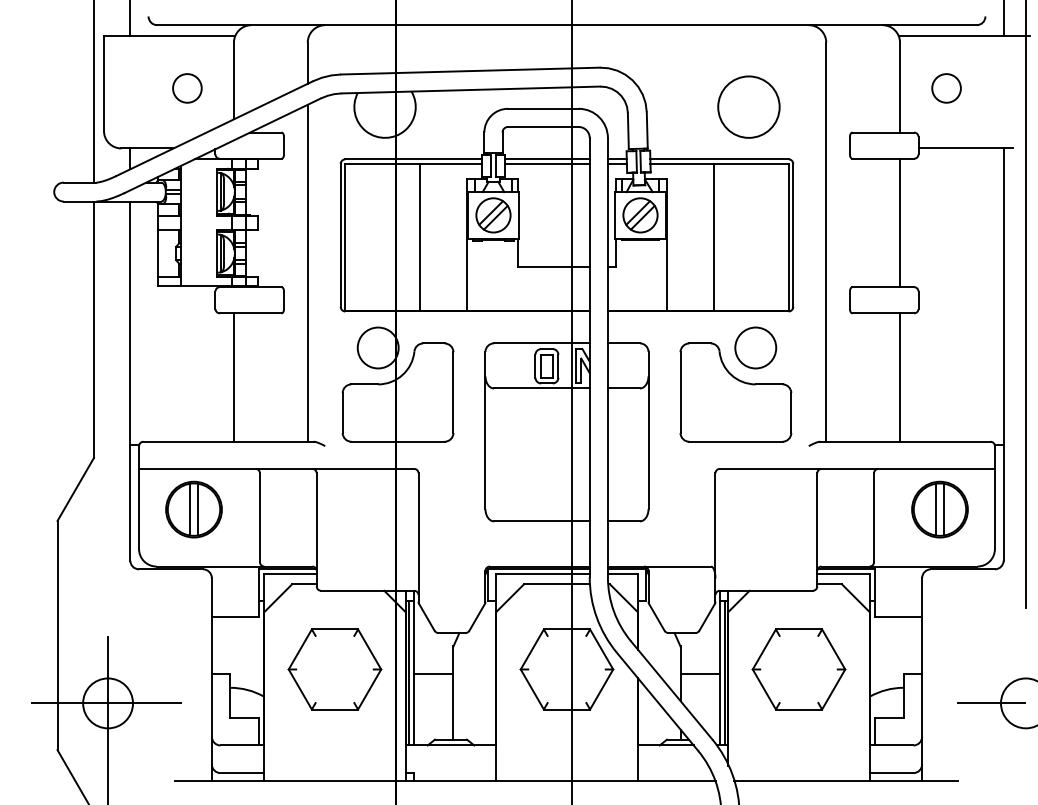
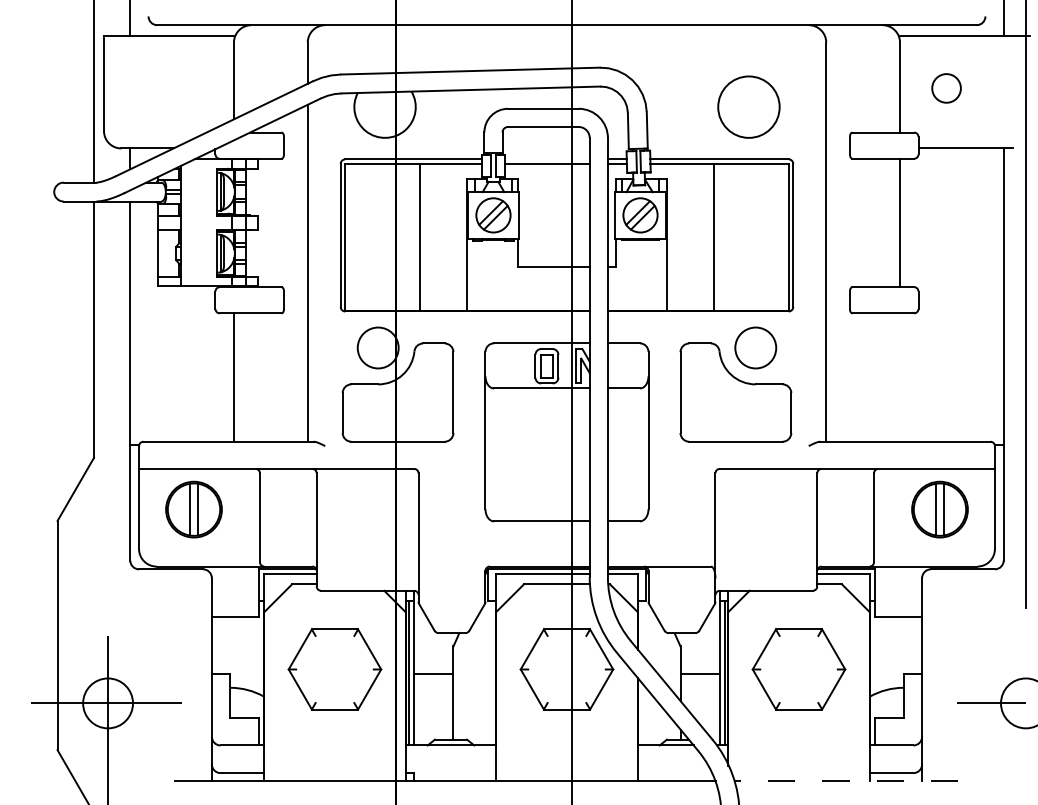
circle: present -> none (187, 88)
line: present -> none (547, 159)
line: present -> none (900, 377)
line: solid -> dashed (845, 781)
